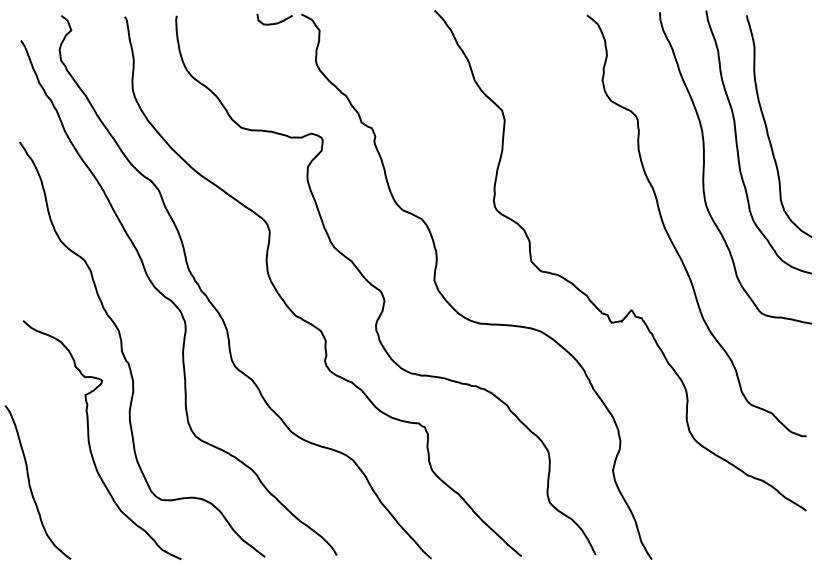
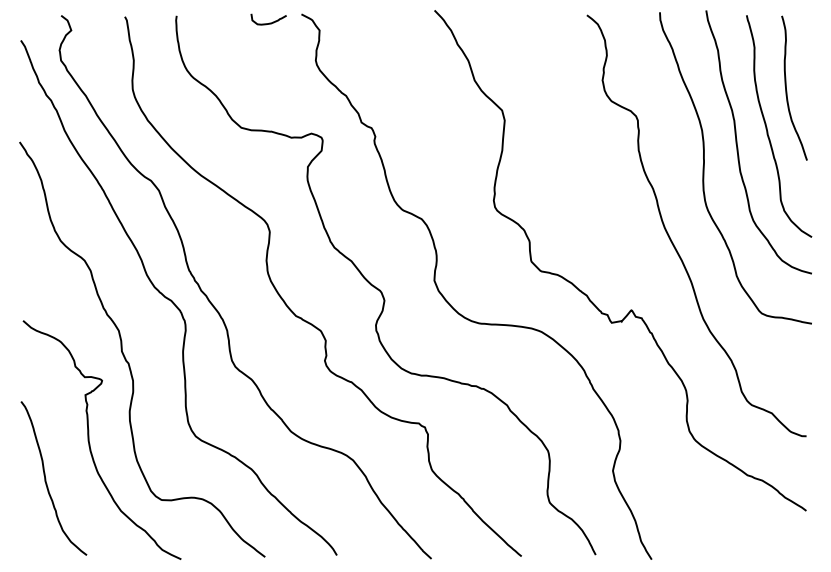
curve position: (275, 22) -> (269, 22) (269, 22)
curve: none -> present (787, 90)
curve position: (30, 482) -> (46, 478) (46, 478)
